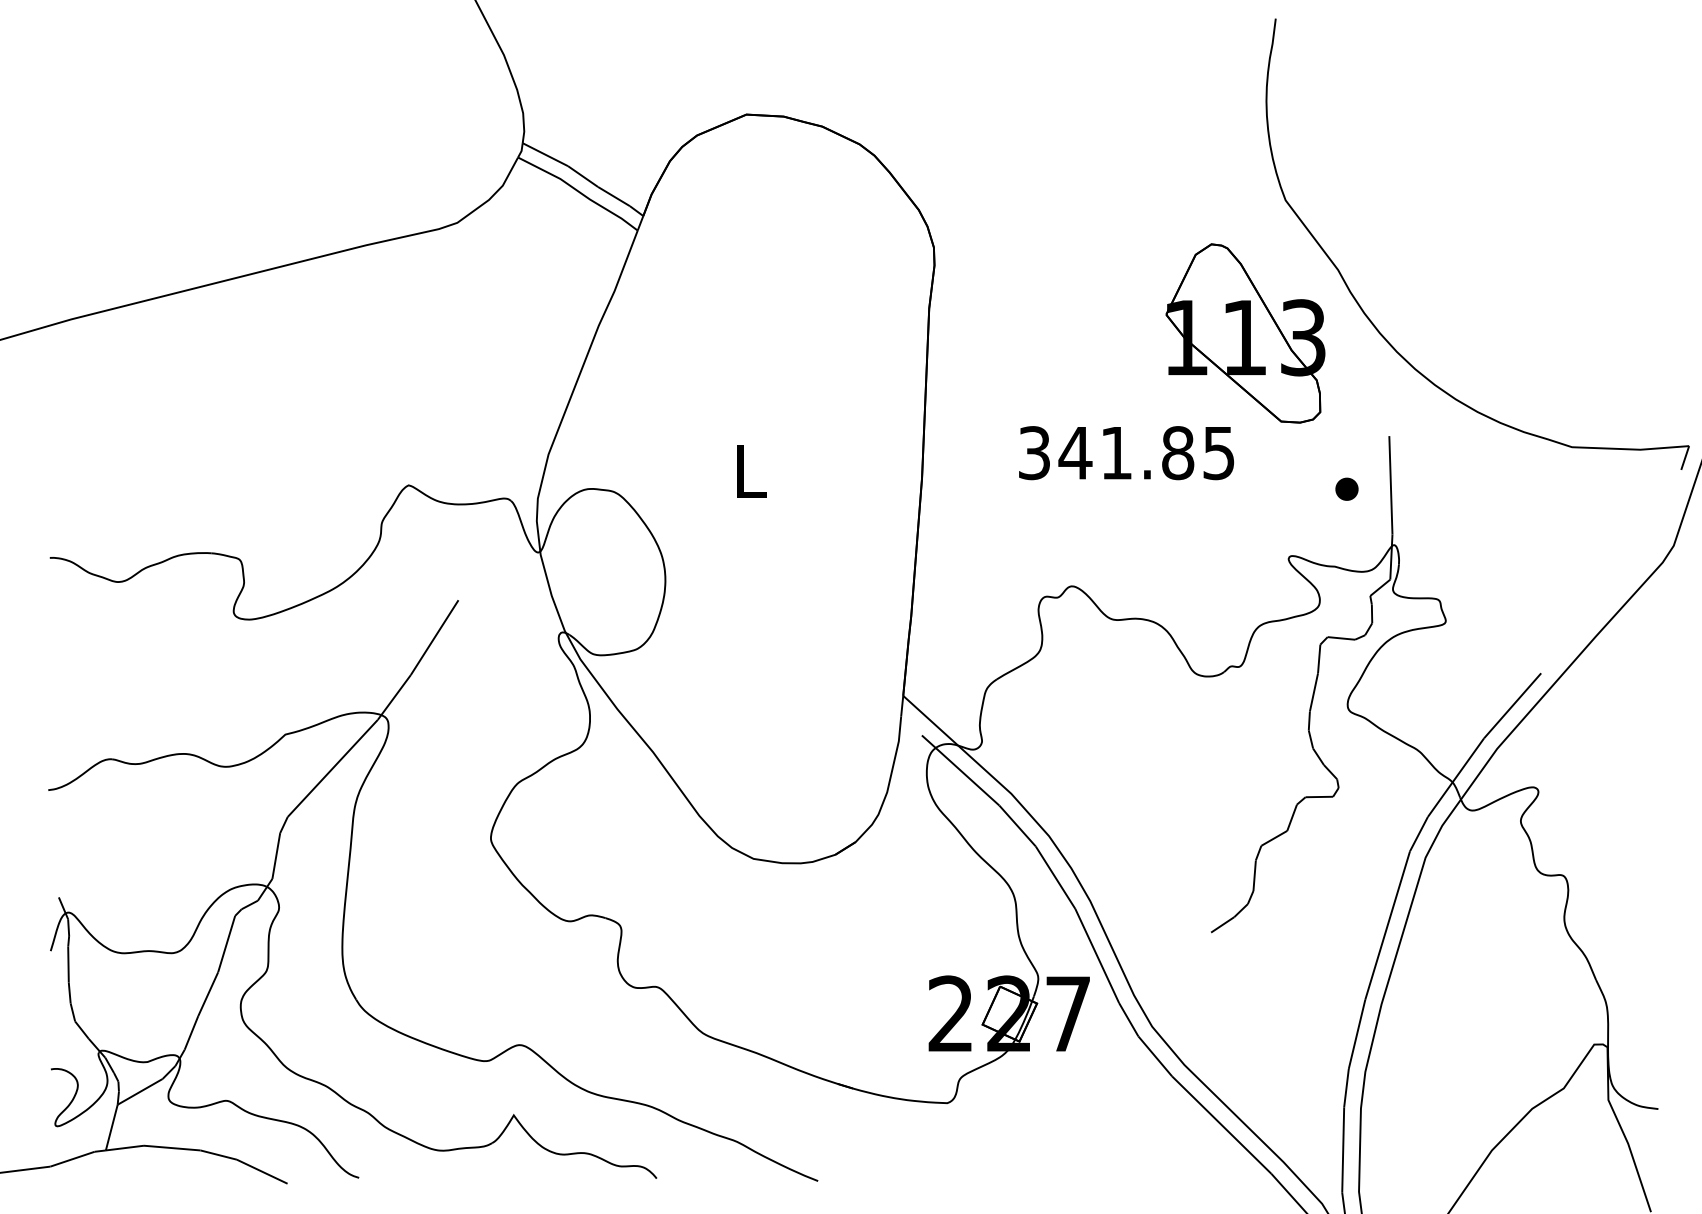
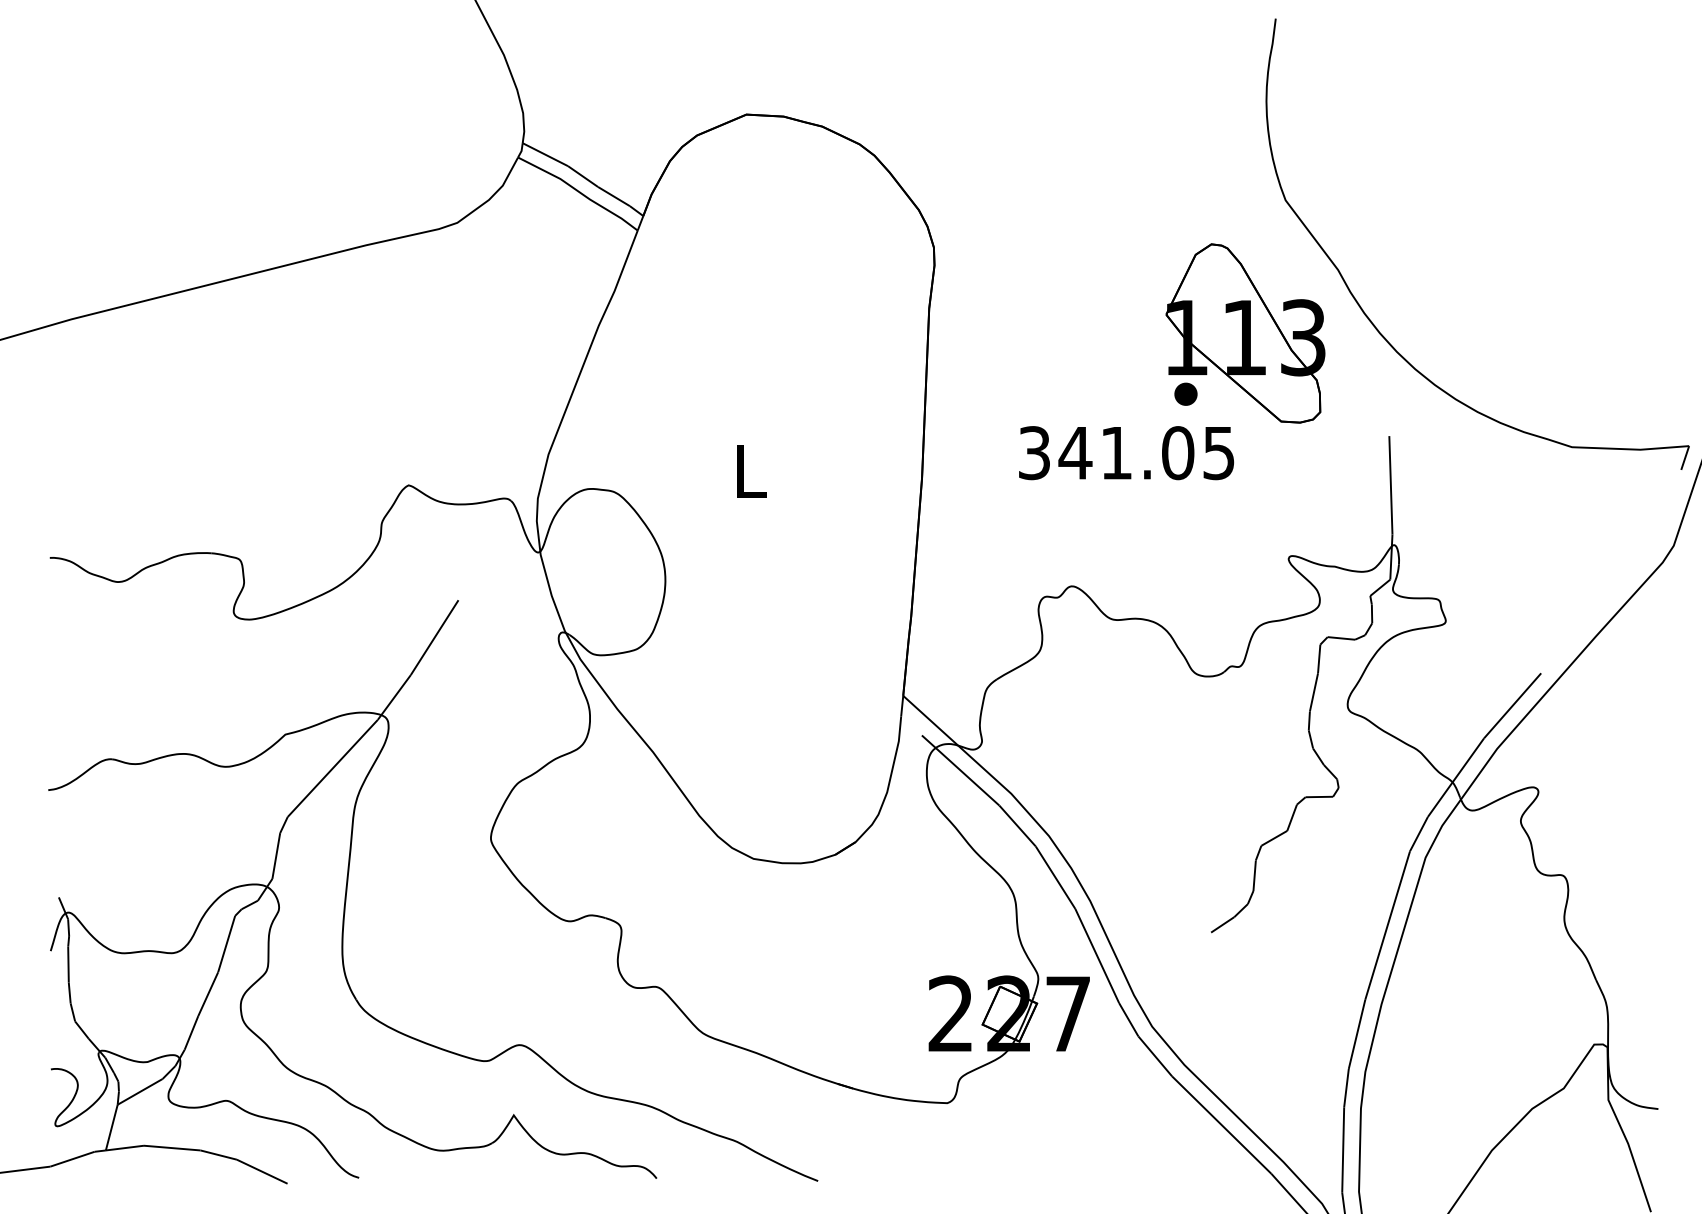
text: 341.85 -> 341.05 (1178, 452)
part position: (1346, 488) -> (1185, 393) (1185, 393)
